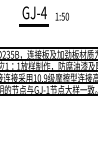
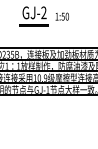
text: GJ-4 -> GJ-2 (43, 12)
